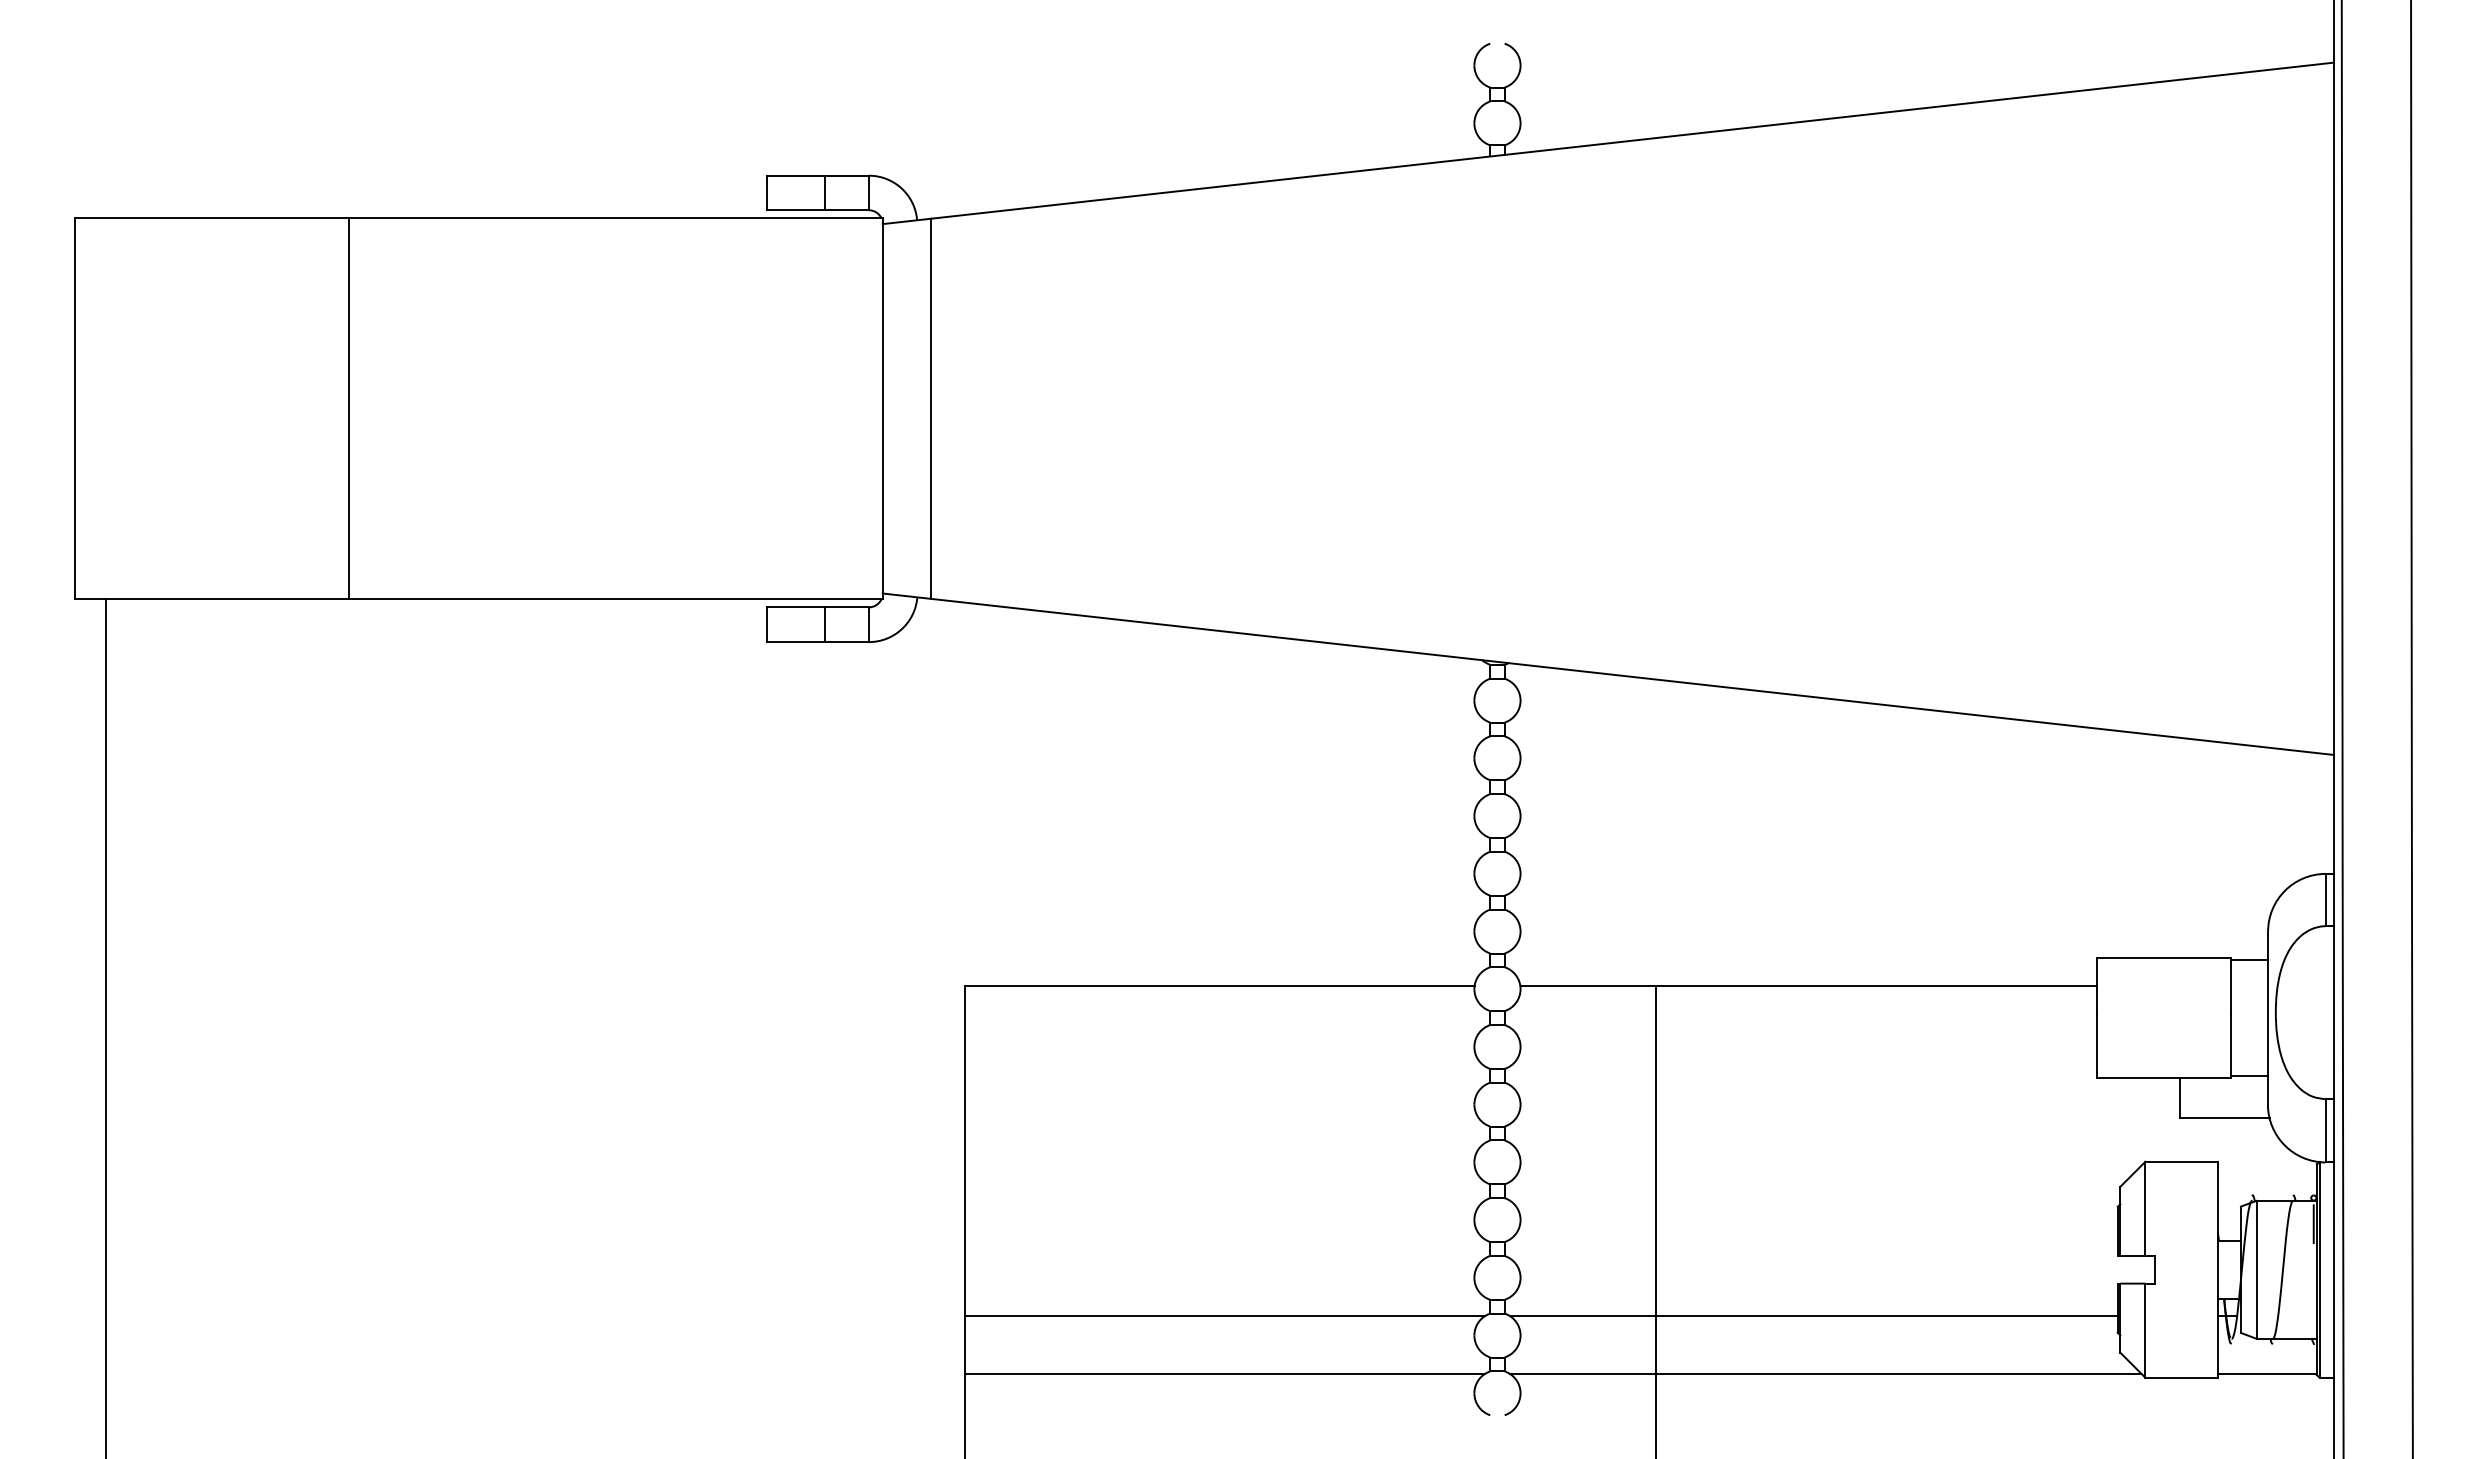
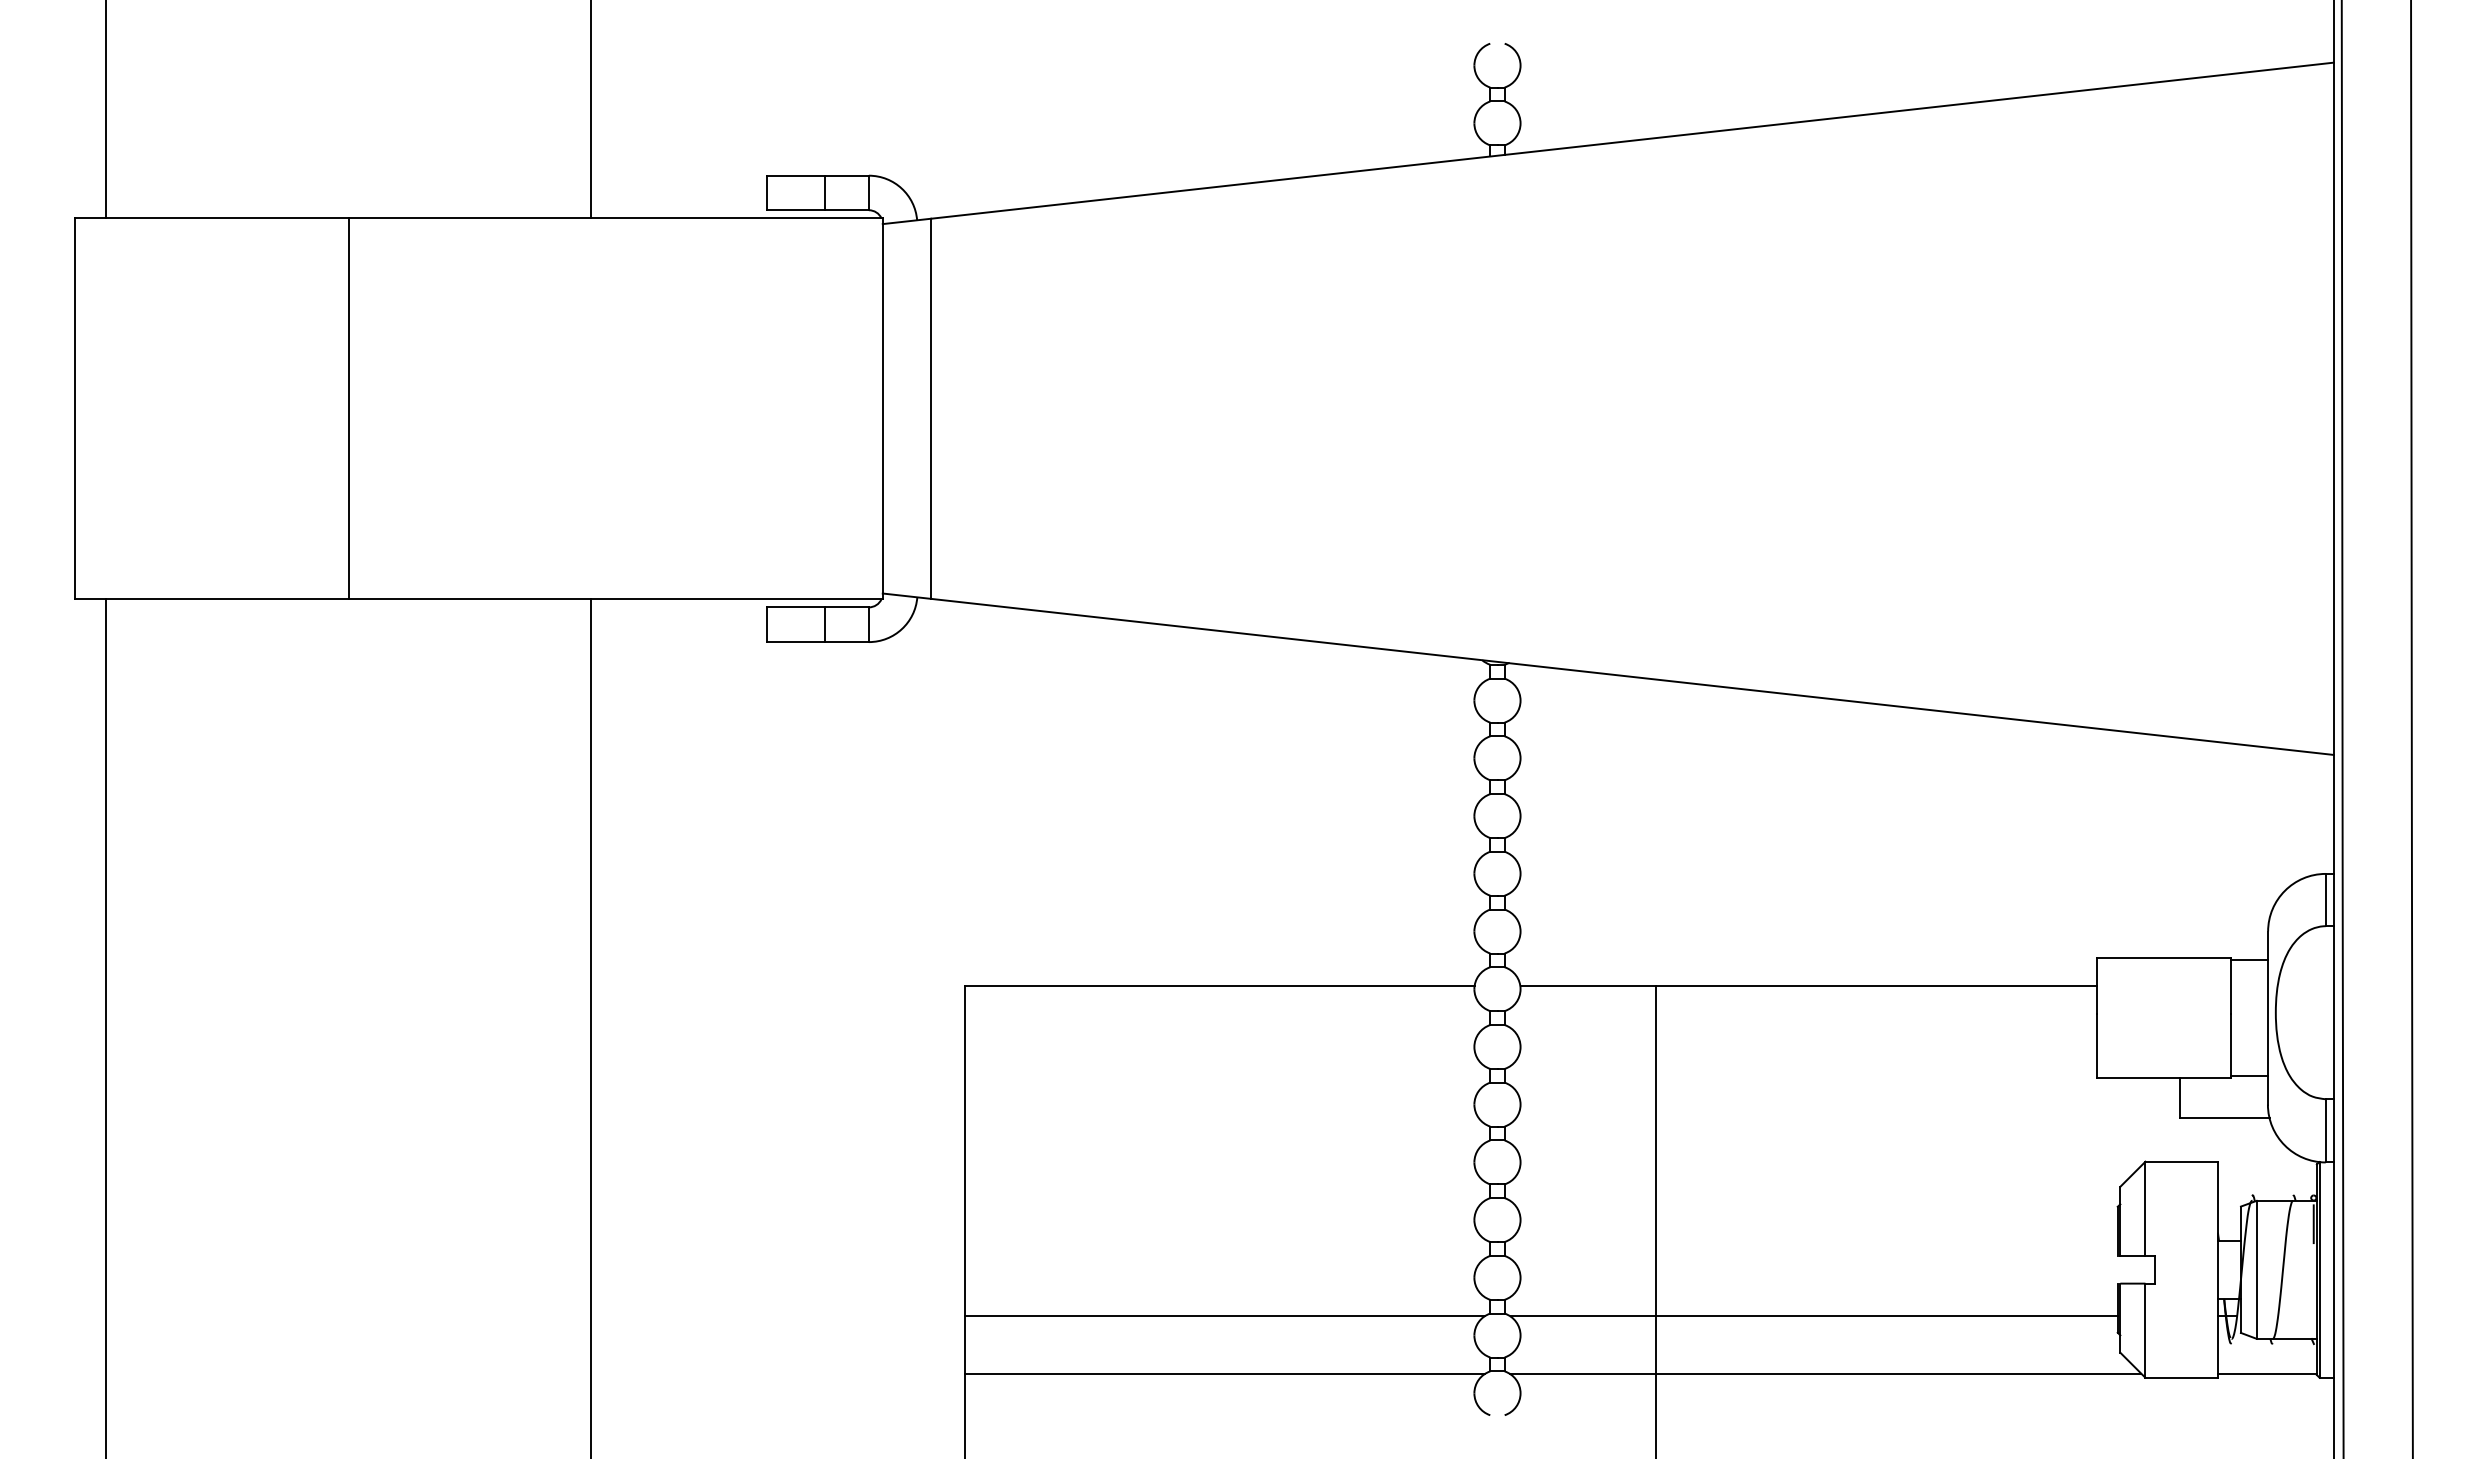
line: none -> present (106, 110)
line: none -> present (591, 110)
line: none -> present (591, 1027)
